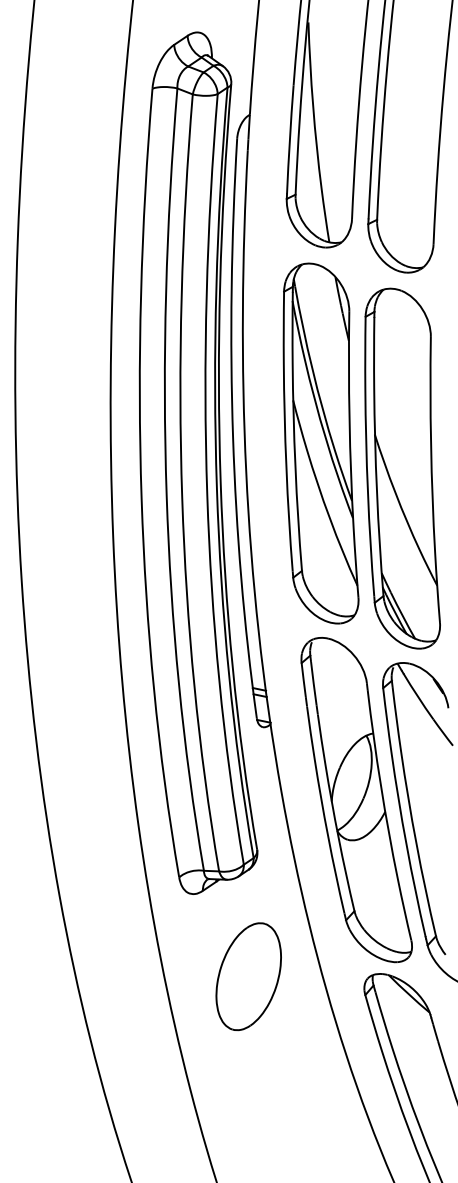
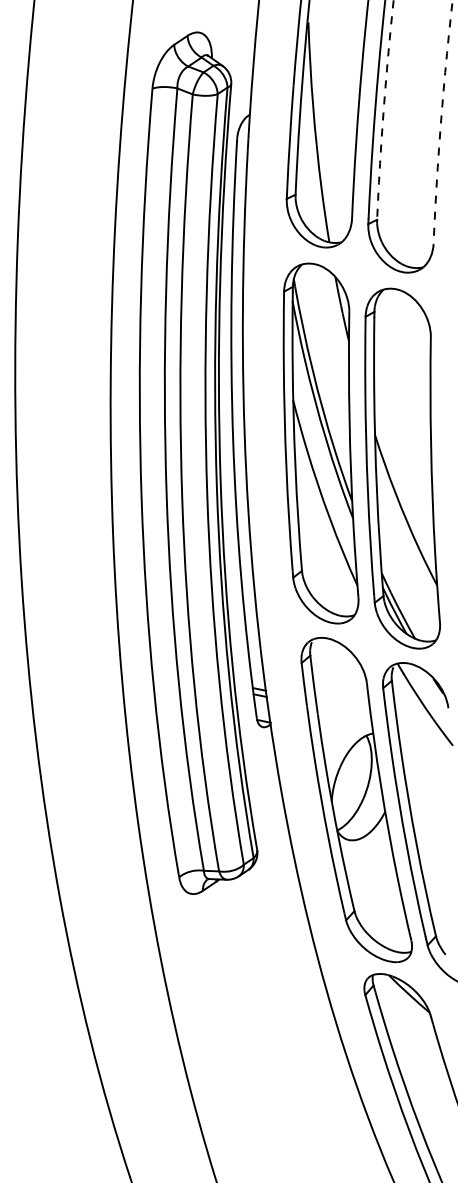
arc: solid -> dashed (383, 110)
arc: solid -> dashed (440, 122)
part: present -> none (248, 976)
